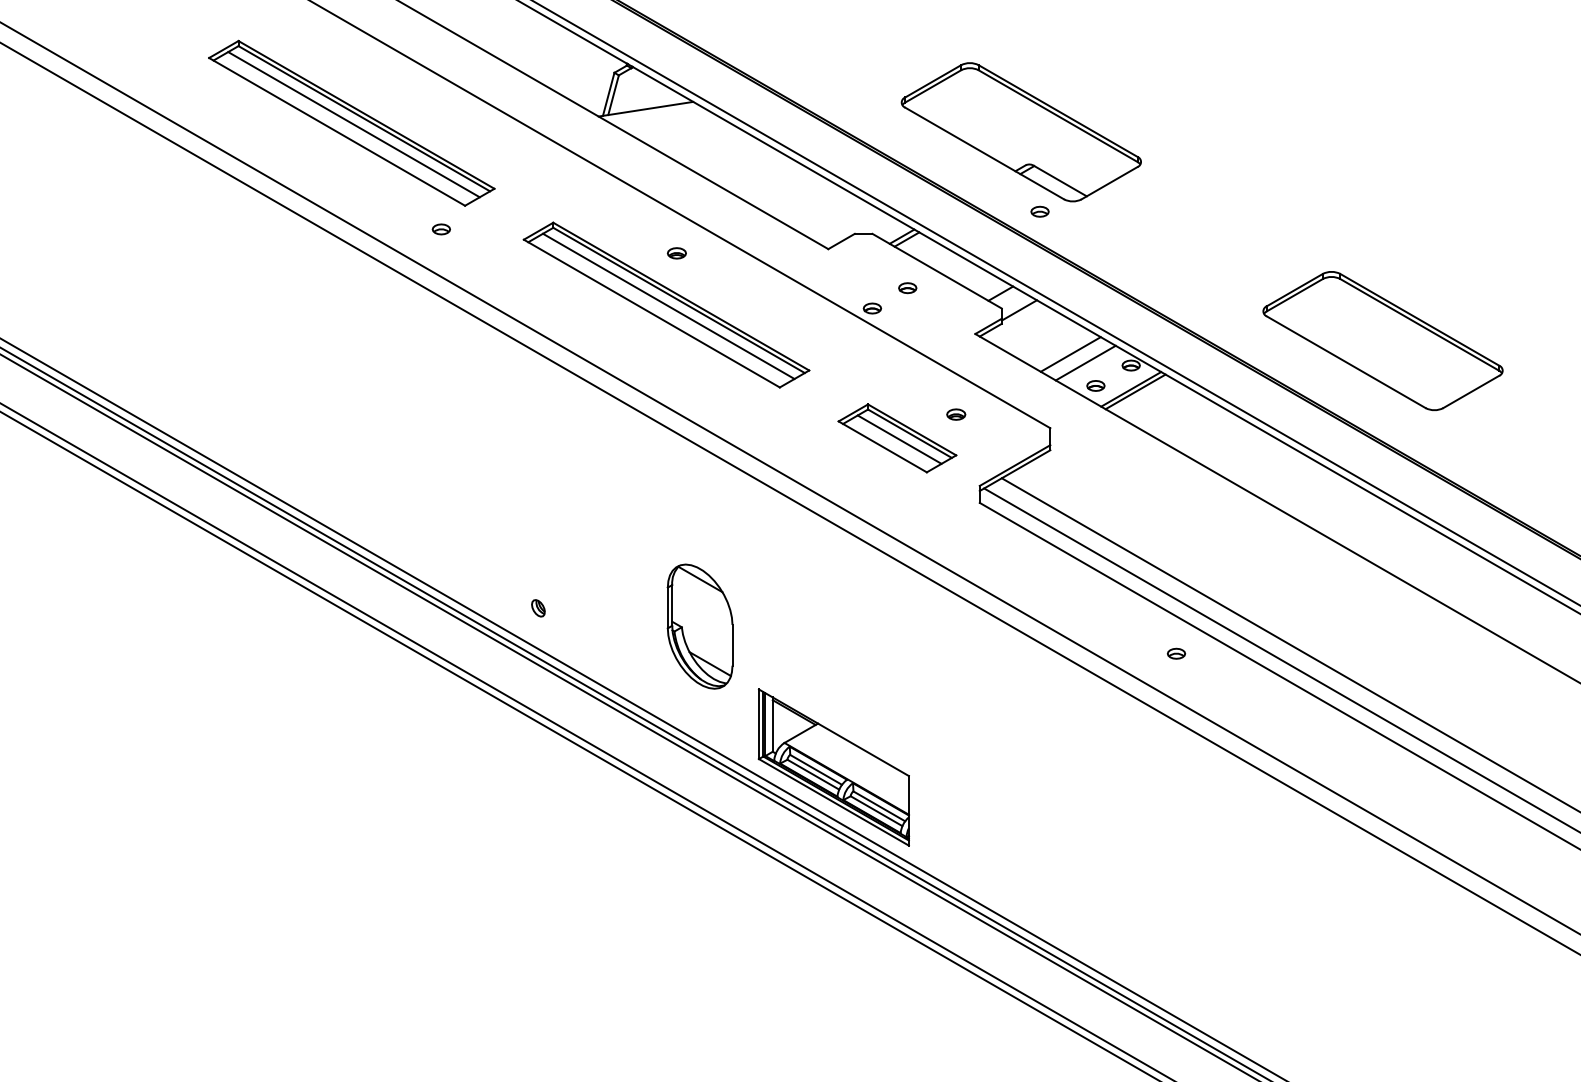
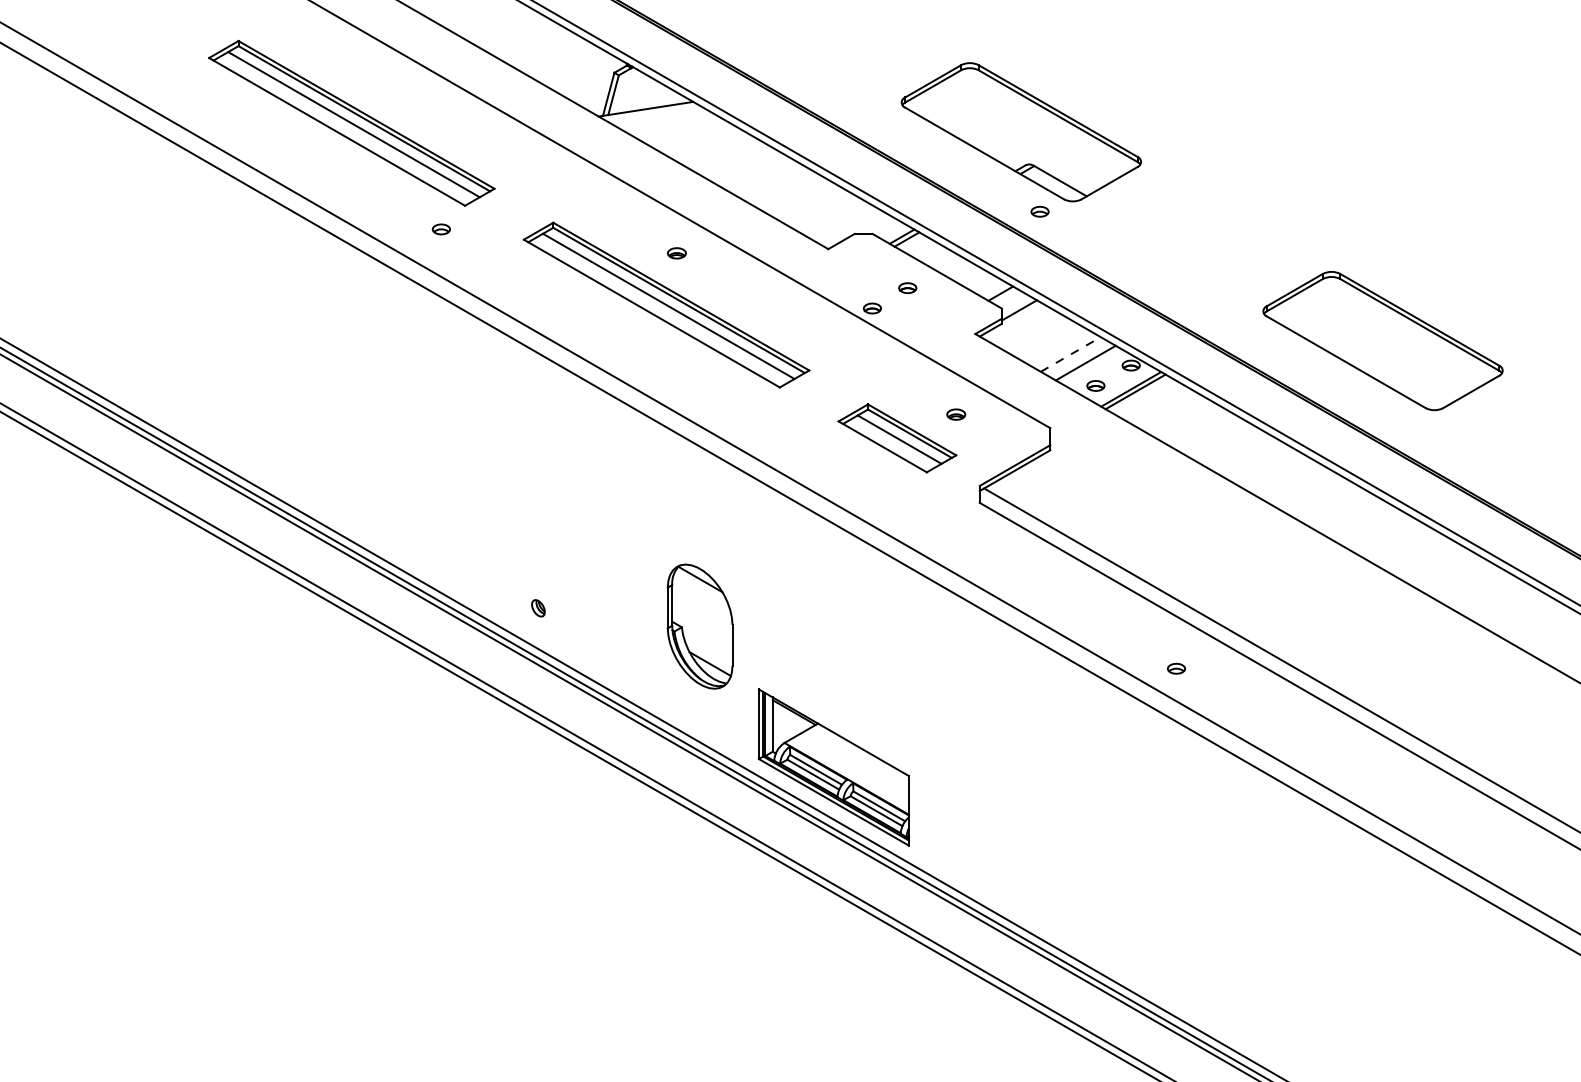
line: solid -> dashed (1070, 354)
line: present -> none (1289, 644)
part position: (1176, 653) -> (1176, 668) (1176, 668)
